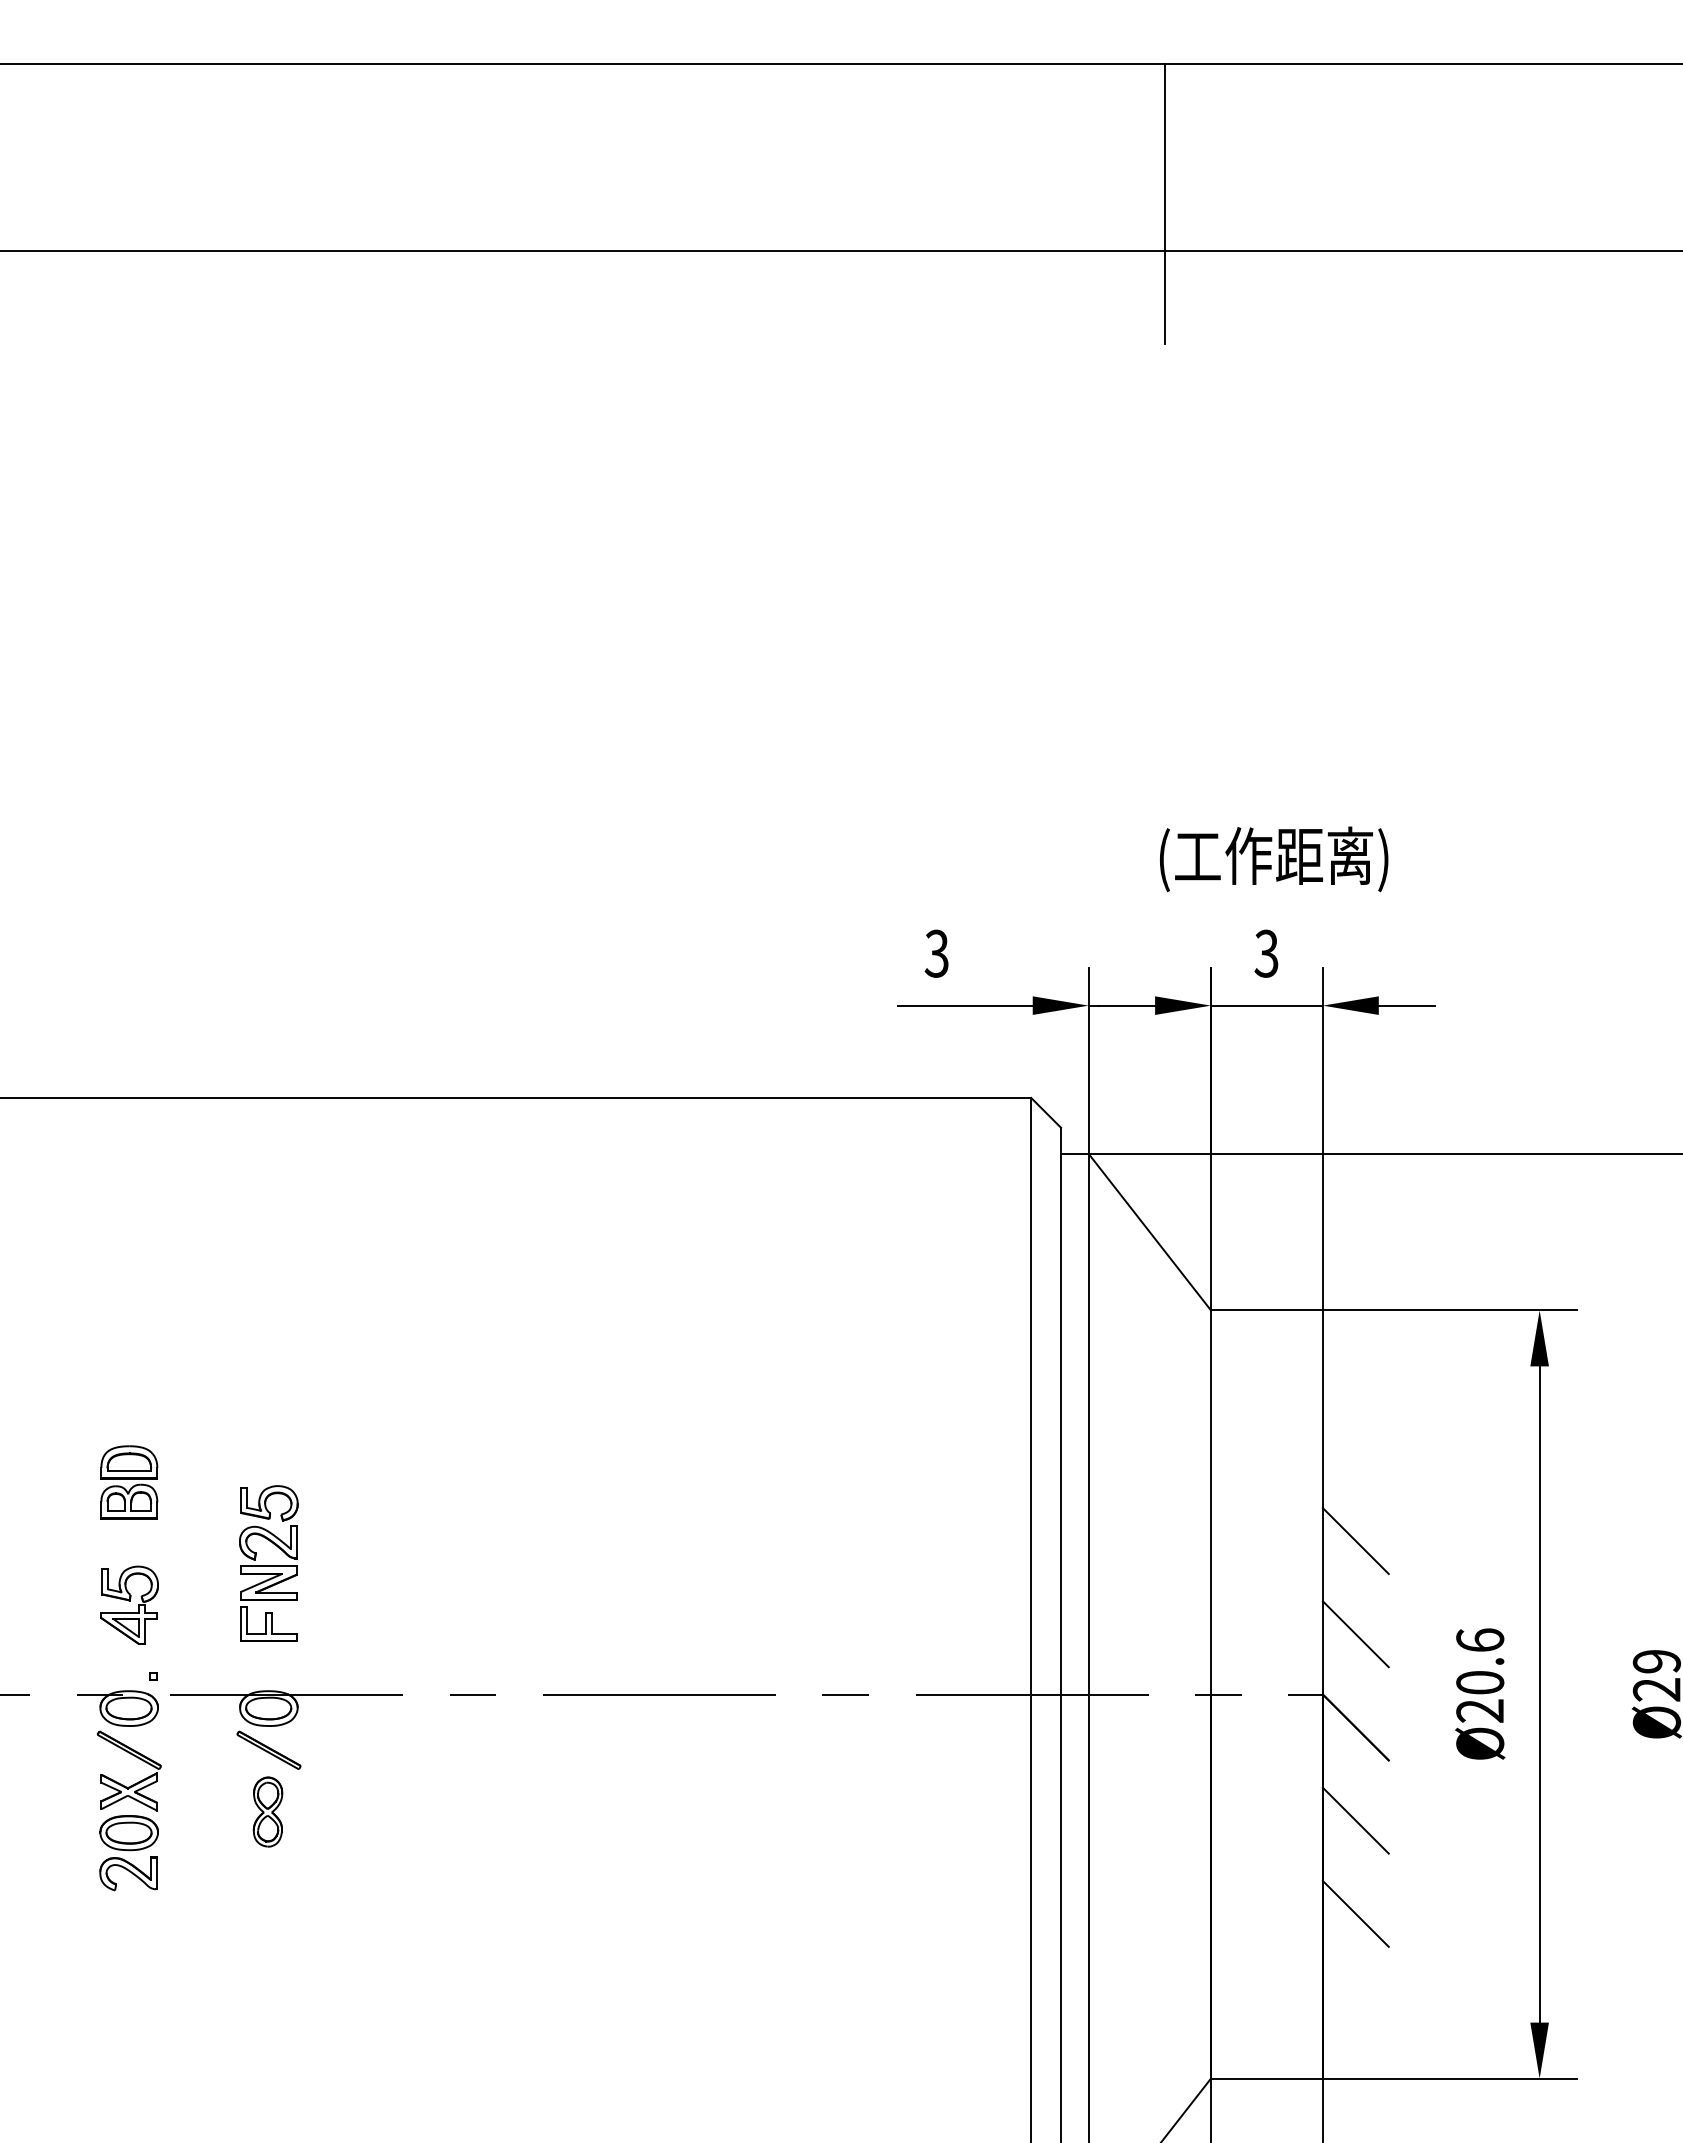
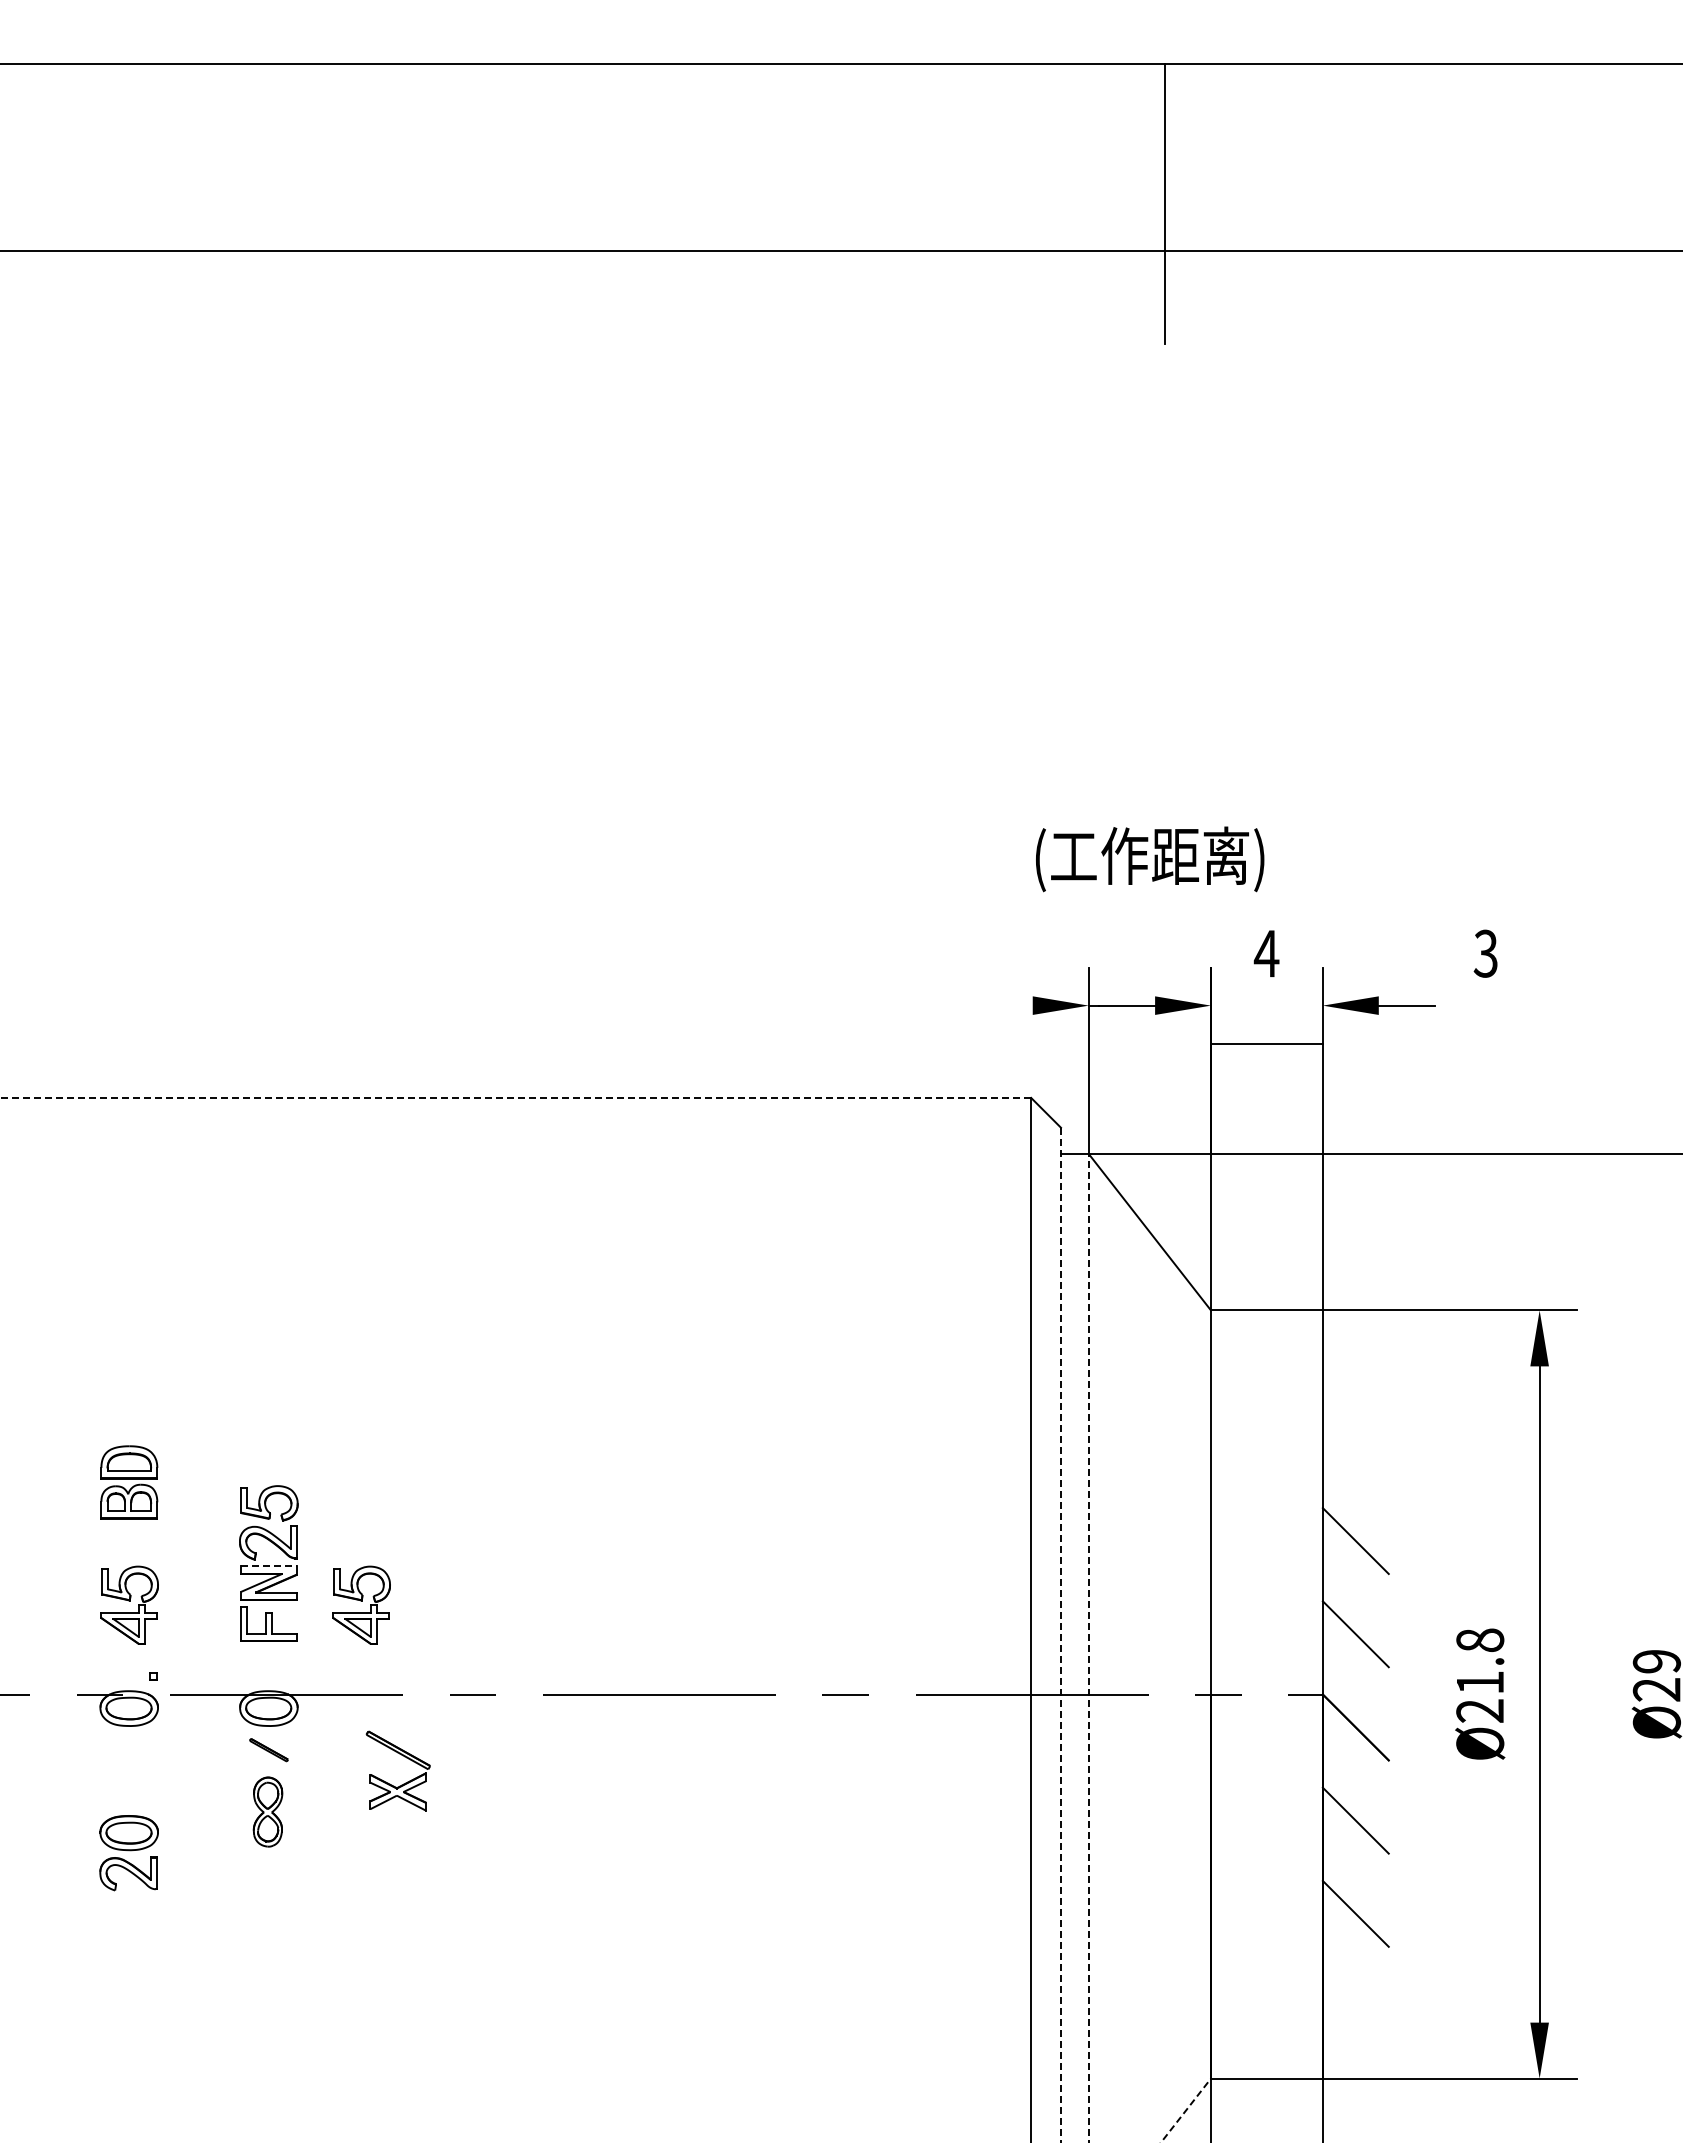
text position: (1274, 859) -> (1150, 859) (1150, 859)
text position: (936, 953) -> (1485, 953) (1485, 953)
text: 3 -> 4 (1266, 953)
line: present -> none (964, 1005)
line position: (1266, 1005) -> (1266, 1043) (1266, 1043)
line: solid -> dashed (515, 1097)
line: solid -> dashed (269, 1566)
part: none -> present (361, 1604)
line: solid -> dashed (1061, 1635)
line: solid -> dashed (1088, 1647)
text: Ø20.6 -> Ø21.8 (1480, 1661)
part size: 66x40 px -> 40x25 px (268, 1750)
part position: (134, 1783) -> (403, 1783) (403, 1783)
line: solid -> dashed (1186, 2110)
